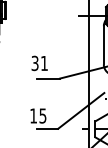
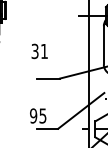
text position: (39, 63) -> (39, 51) (39, 51)
text: 15 -> 95 (33, 115)
